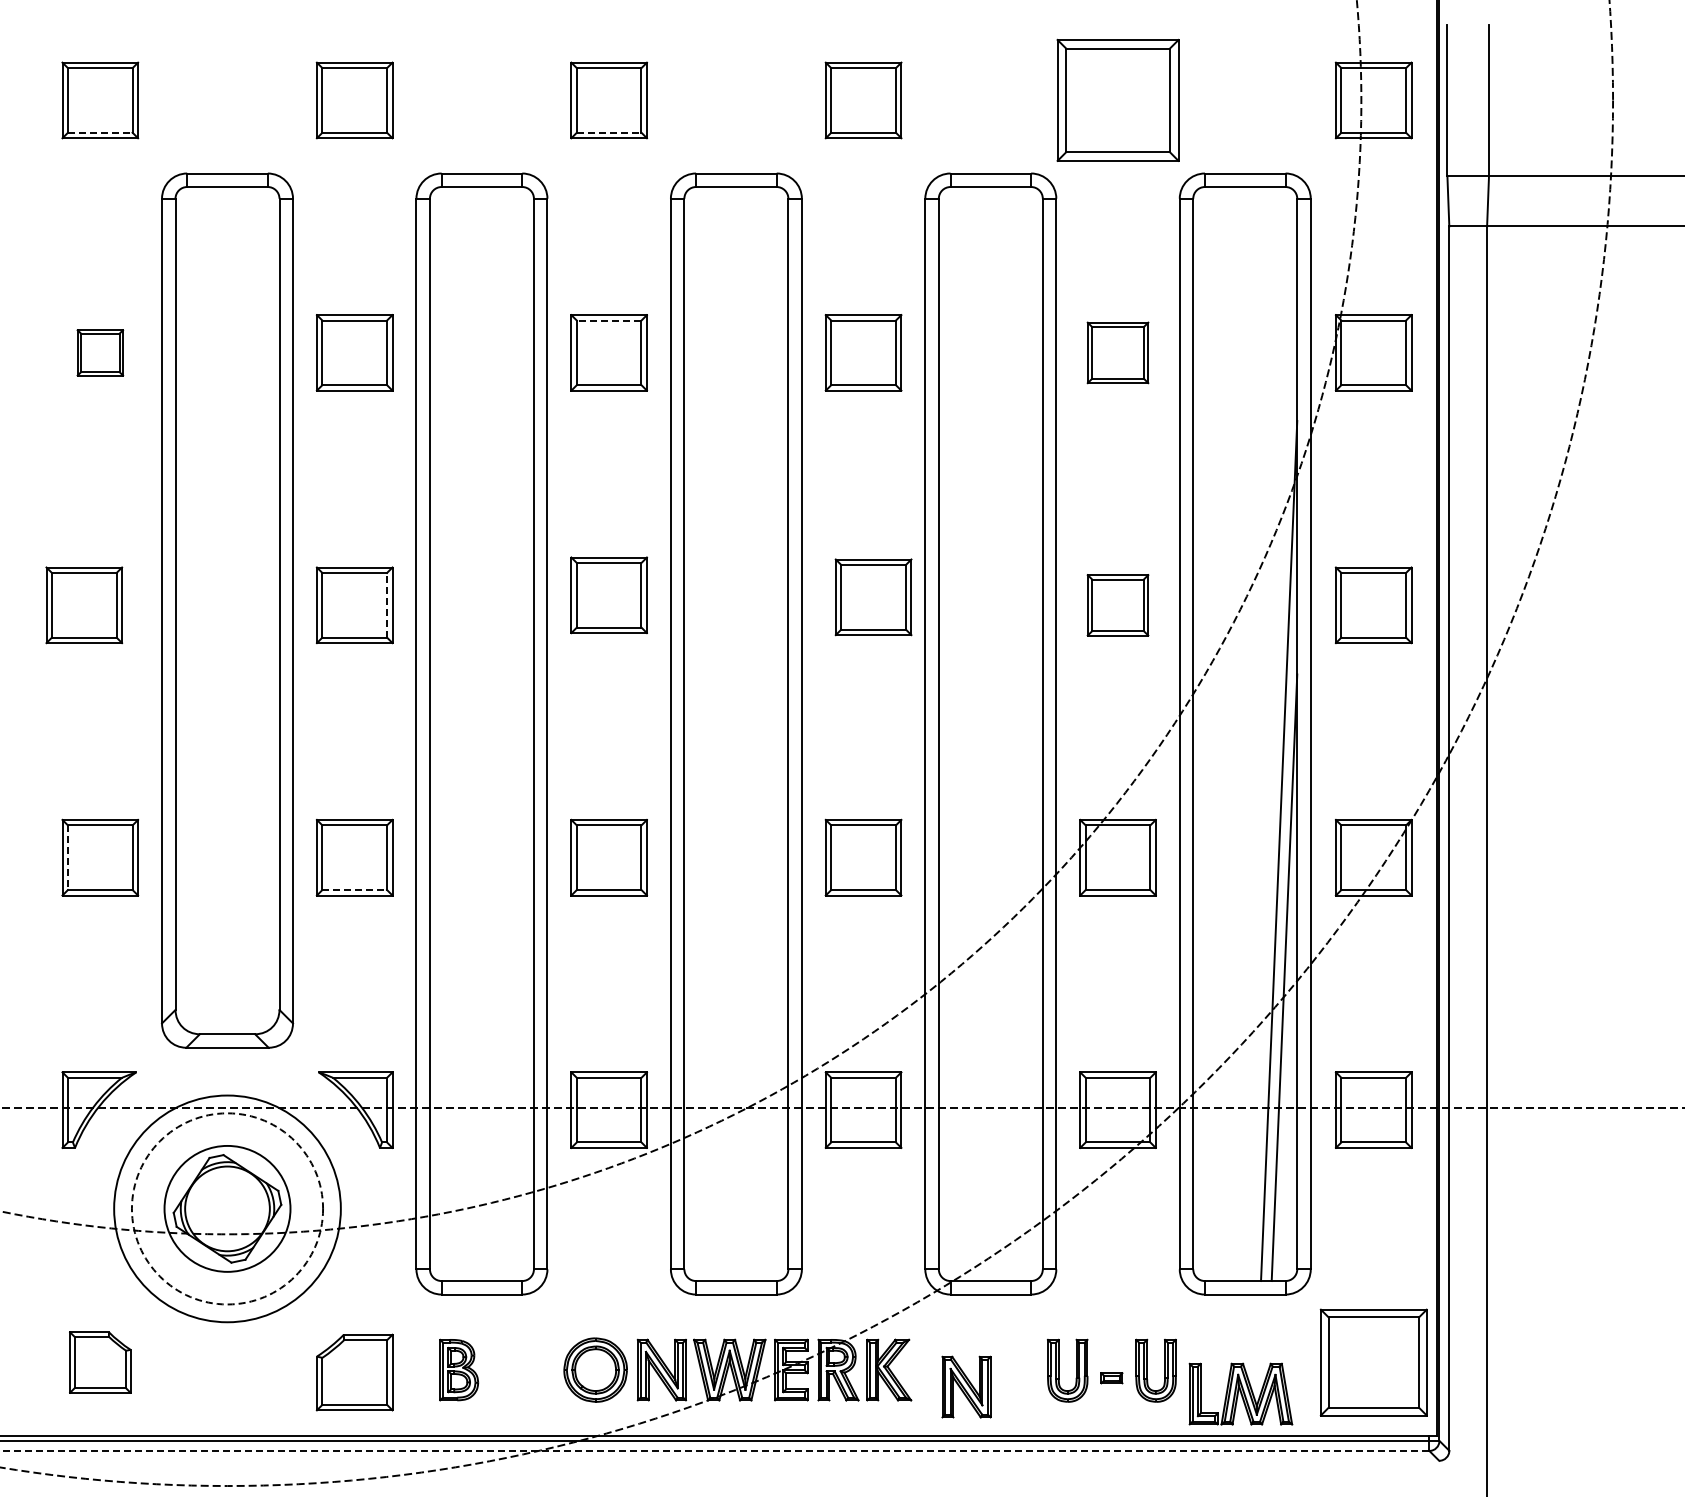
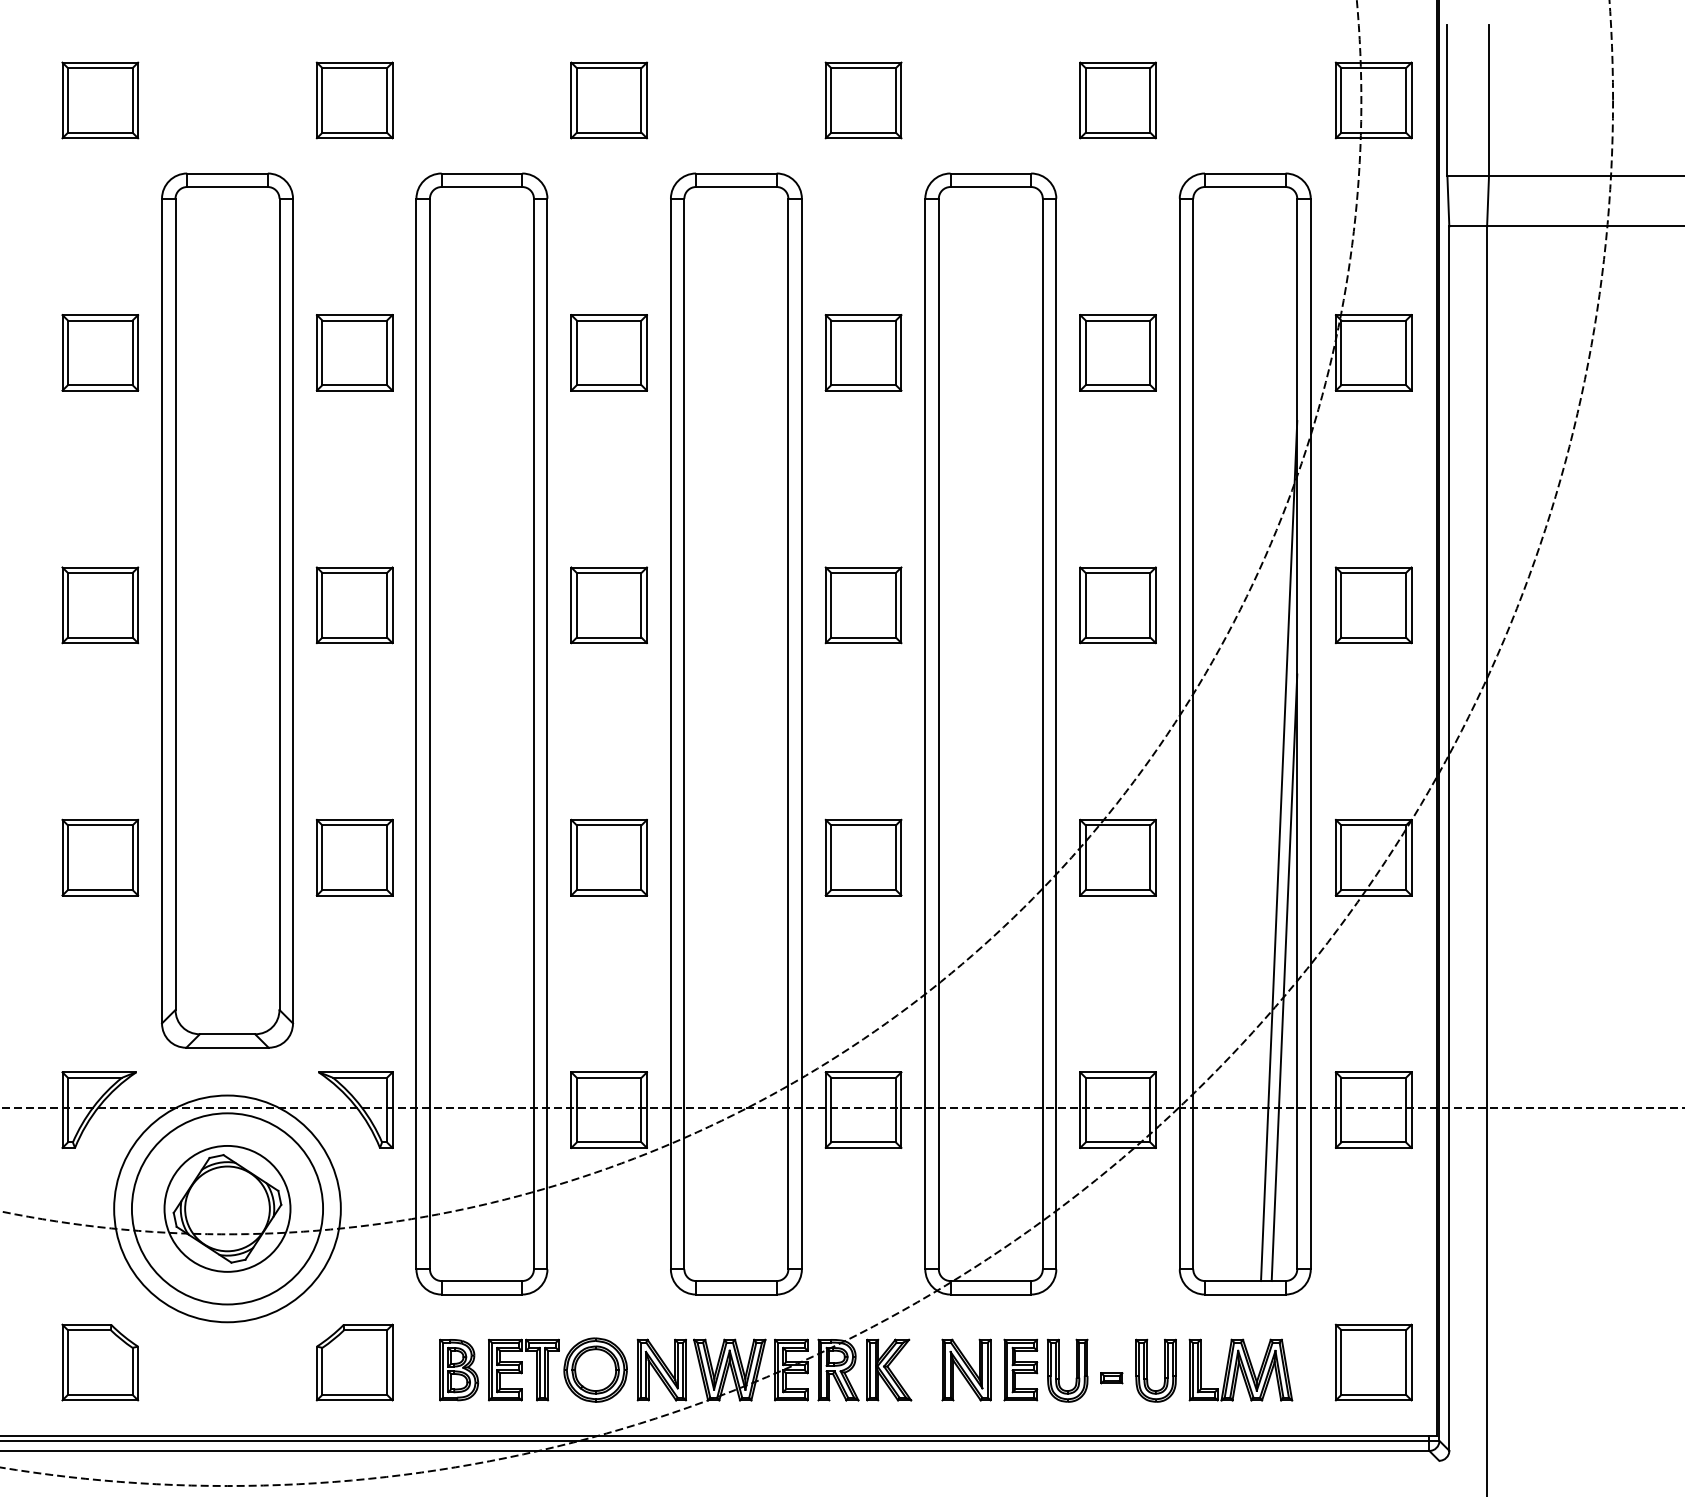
part size: 124x124 px -> 78x79 px (1117, 100)
line: dashed -> solid (100, 132)
line: dashed -> solid (609, 132)
line: dashed -> solid (608, 320)
part size: 49x48 px -> 79x78 px (100, 352)
part size: 64x64 px -> 78x78 px (1117, 352)
part position: (608, 595) -> (608, 605) (608, 605)
part position: (873, 597) -> (863, 605) (863, 605)
line: dashed -> solid (387, 604)
part position: (84, 605) -> (100, 605) (100, 605)
part size: 64x63 px -> 78x79 px (1117, 605)
line: dashed -> solid (68, 858)
line: dashed -> solid (355, 889)
circle: dashed -> solid (227, 1208)
part size: 63x63 px -> 79x79 px (100, 1362)
part size: 109x109 px -> 79x79 px (1373, 1362)
part: none -> present (523, 1369)
part: none -> present (1020, 1369)
part position: (354, 1372) -> (354, 1362) (354, 1362)
part position: (966, 1386) -> (966, 1369) (966, 1369)
part position: (1240, 1393) -> (1240, 1369) (1240, 1369)
line: dashed -> solid (714, 1450)
